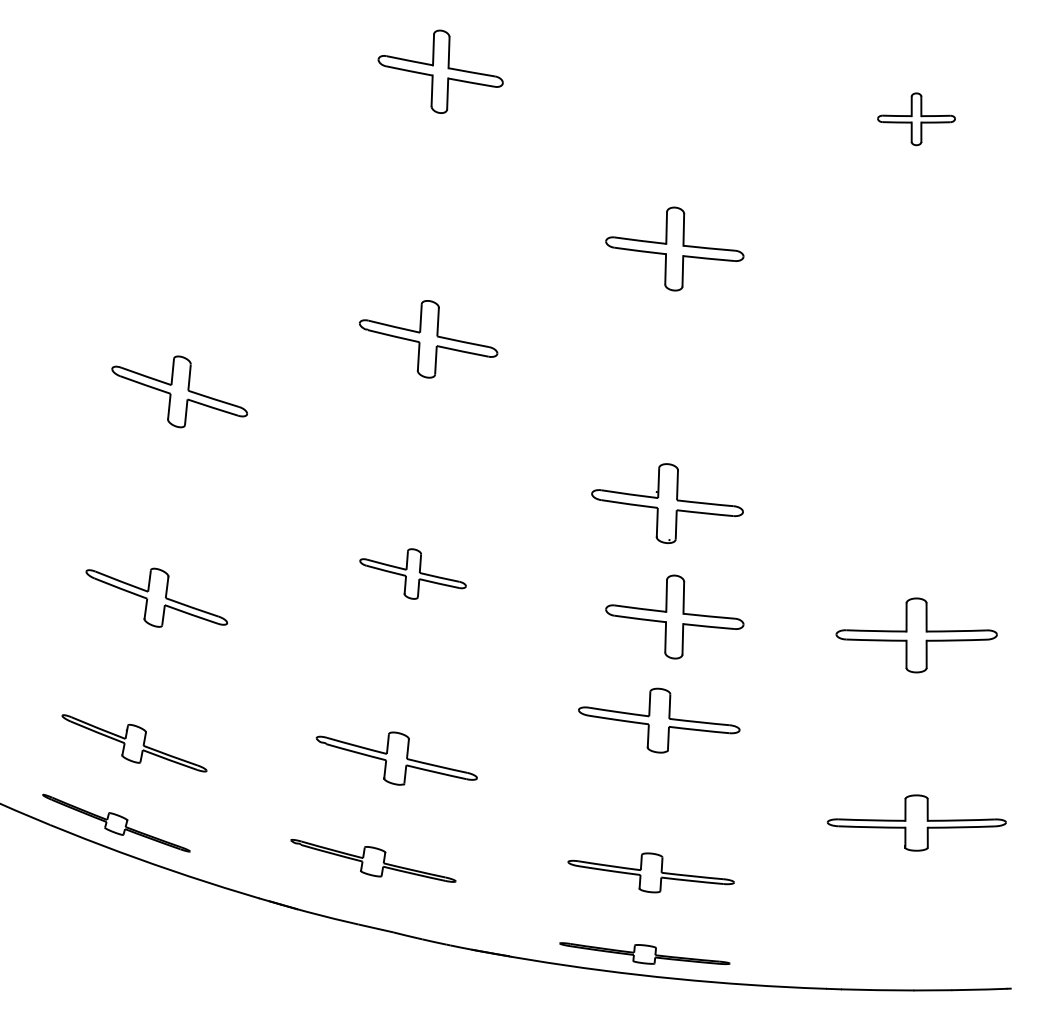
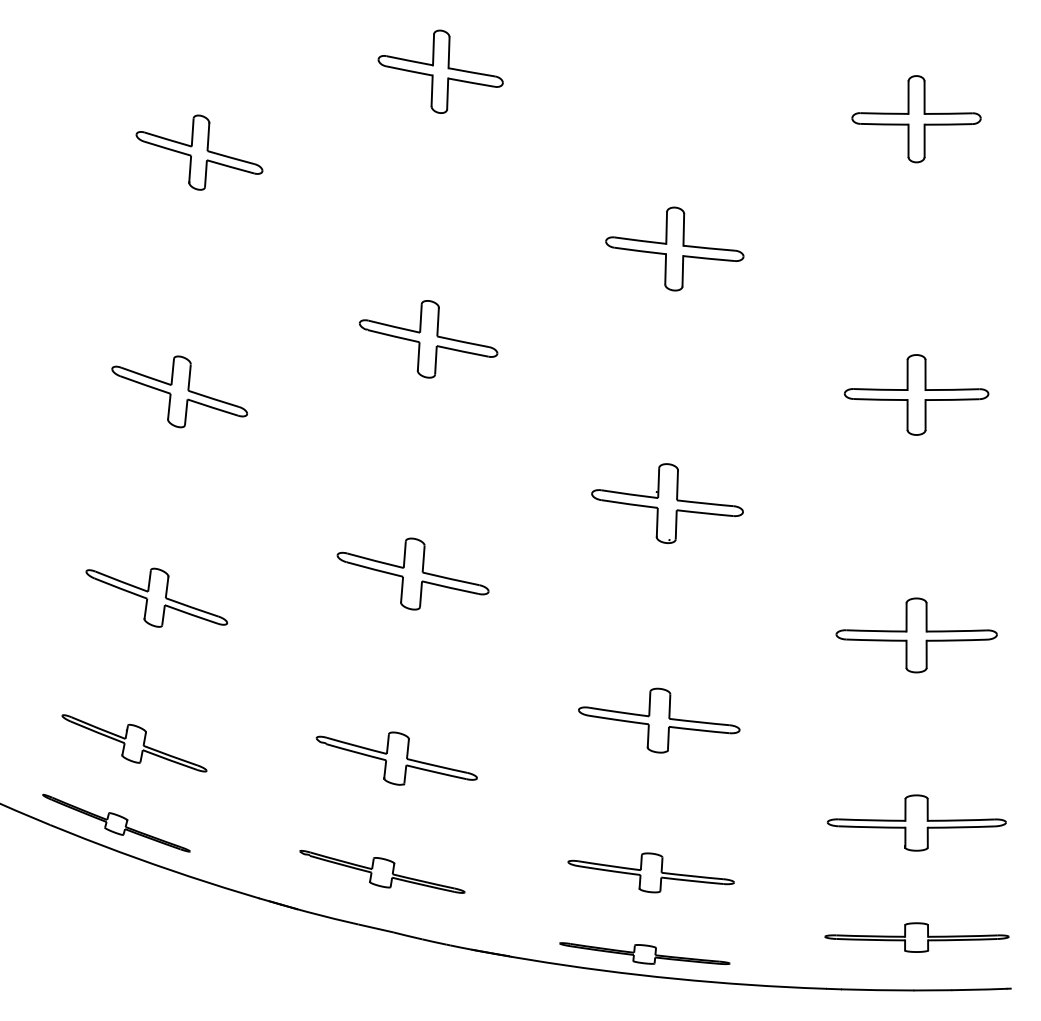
part size: 79x55 px -> 131x89 px (916, 119)
part: none -> present (199, 152)
part: none -> present (916, 394)
part size: 108x52 px -> 154x74 px (412, 573)
part: present -> none (674, 616)
part position: (373, 860) -> (382, 871) (382, 871)
part: none -> present (916, 937)
